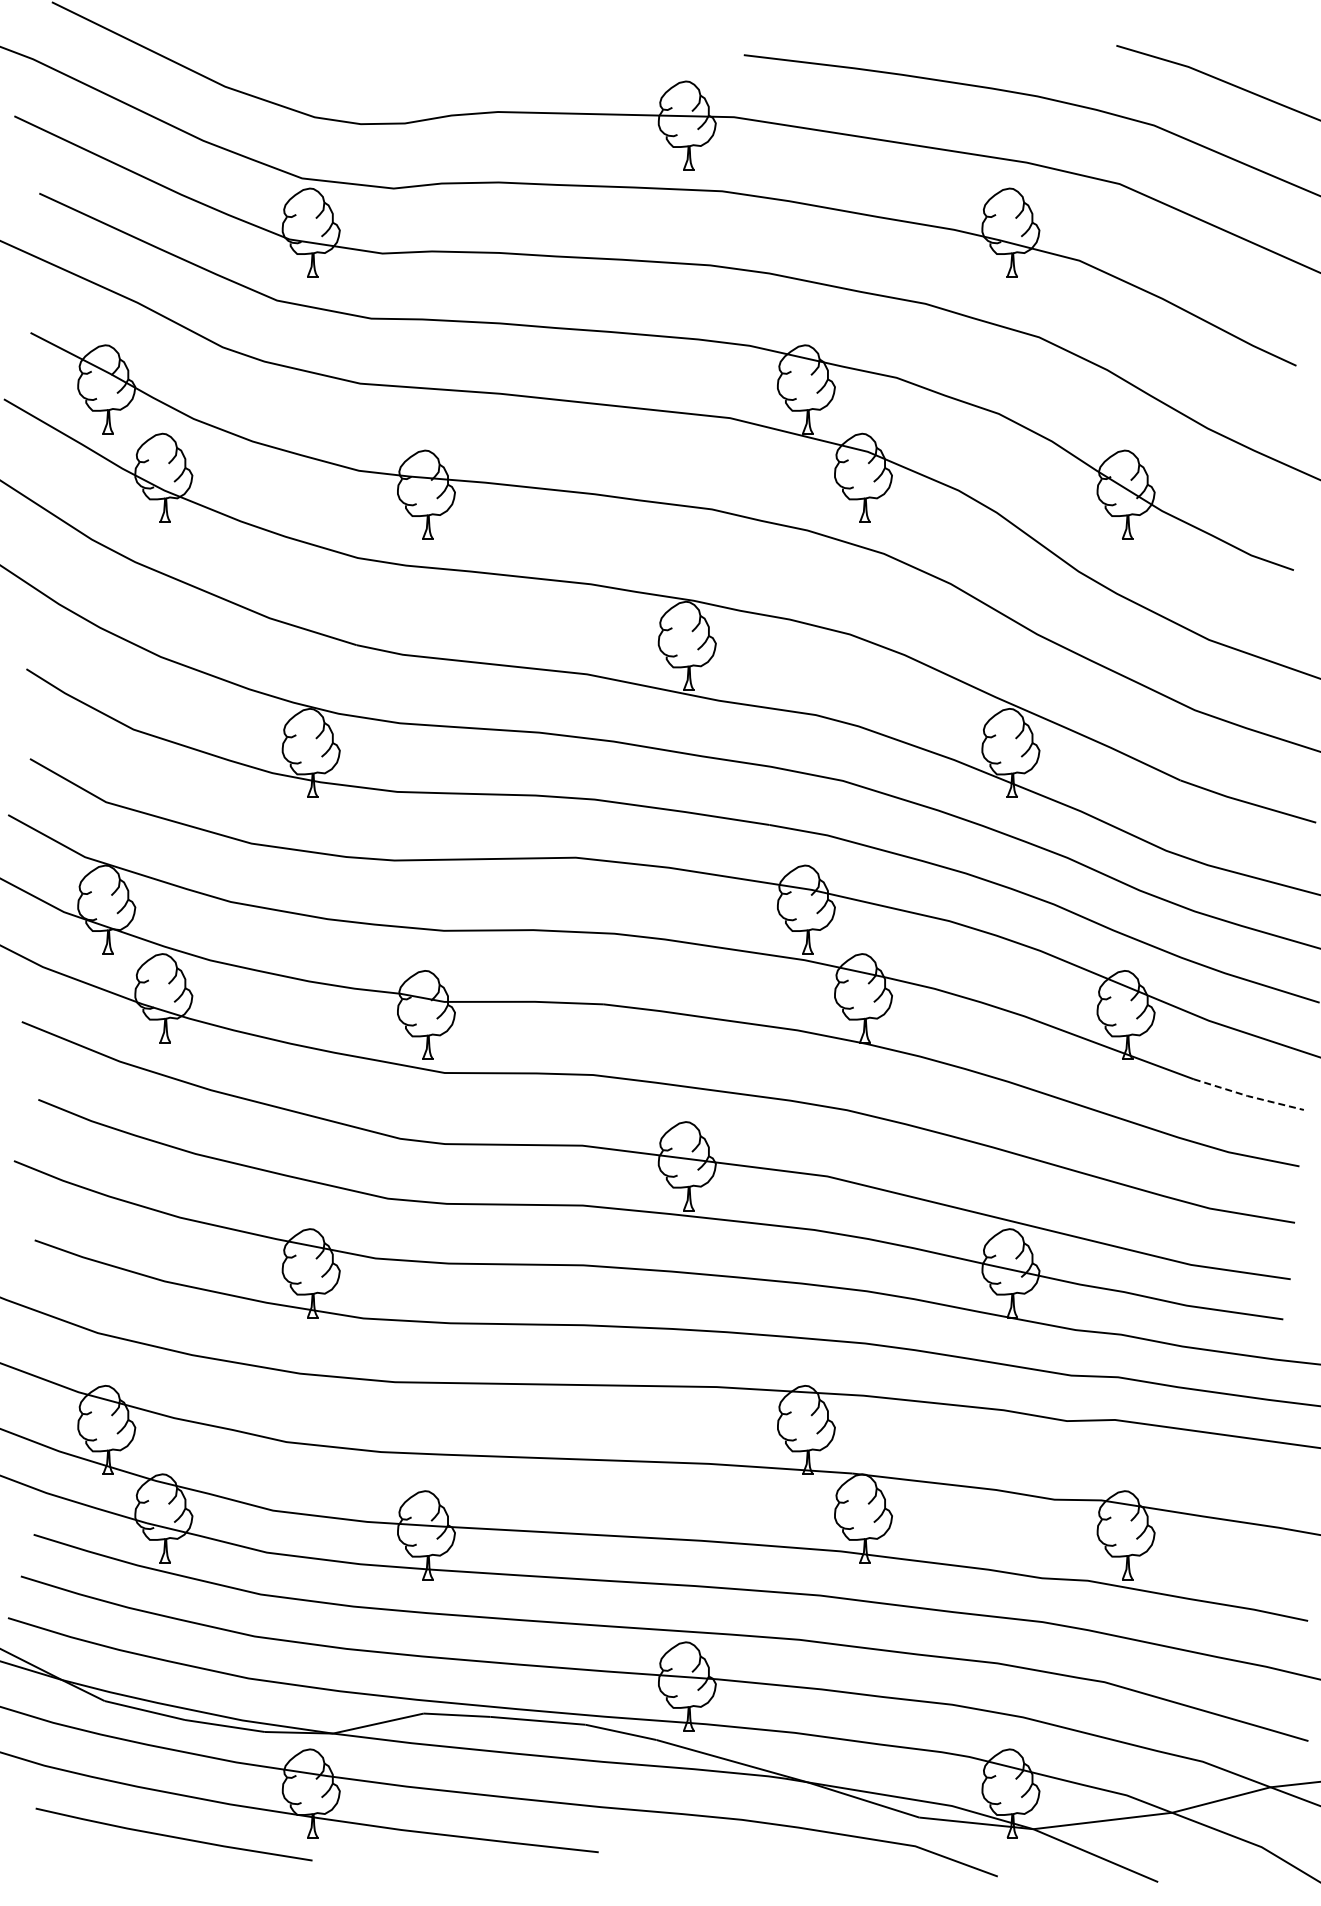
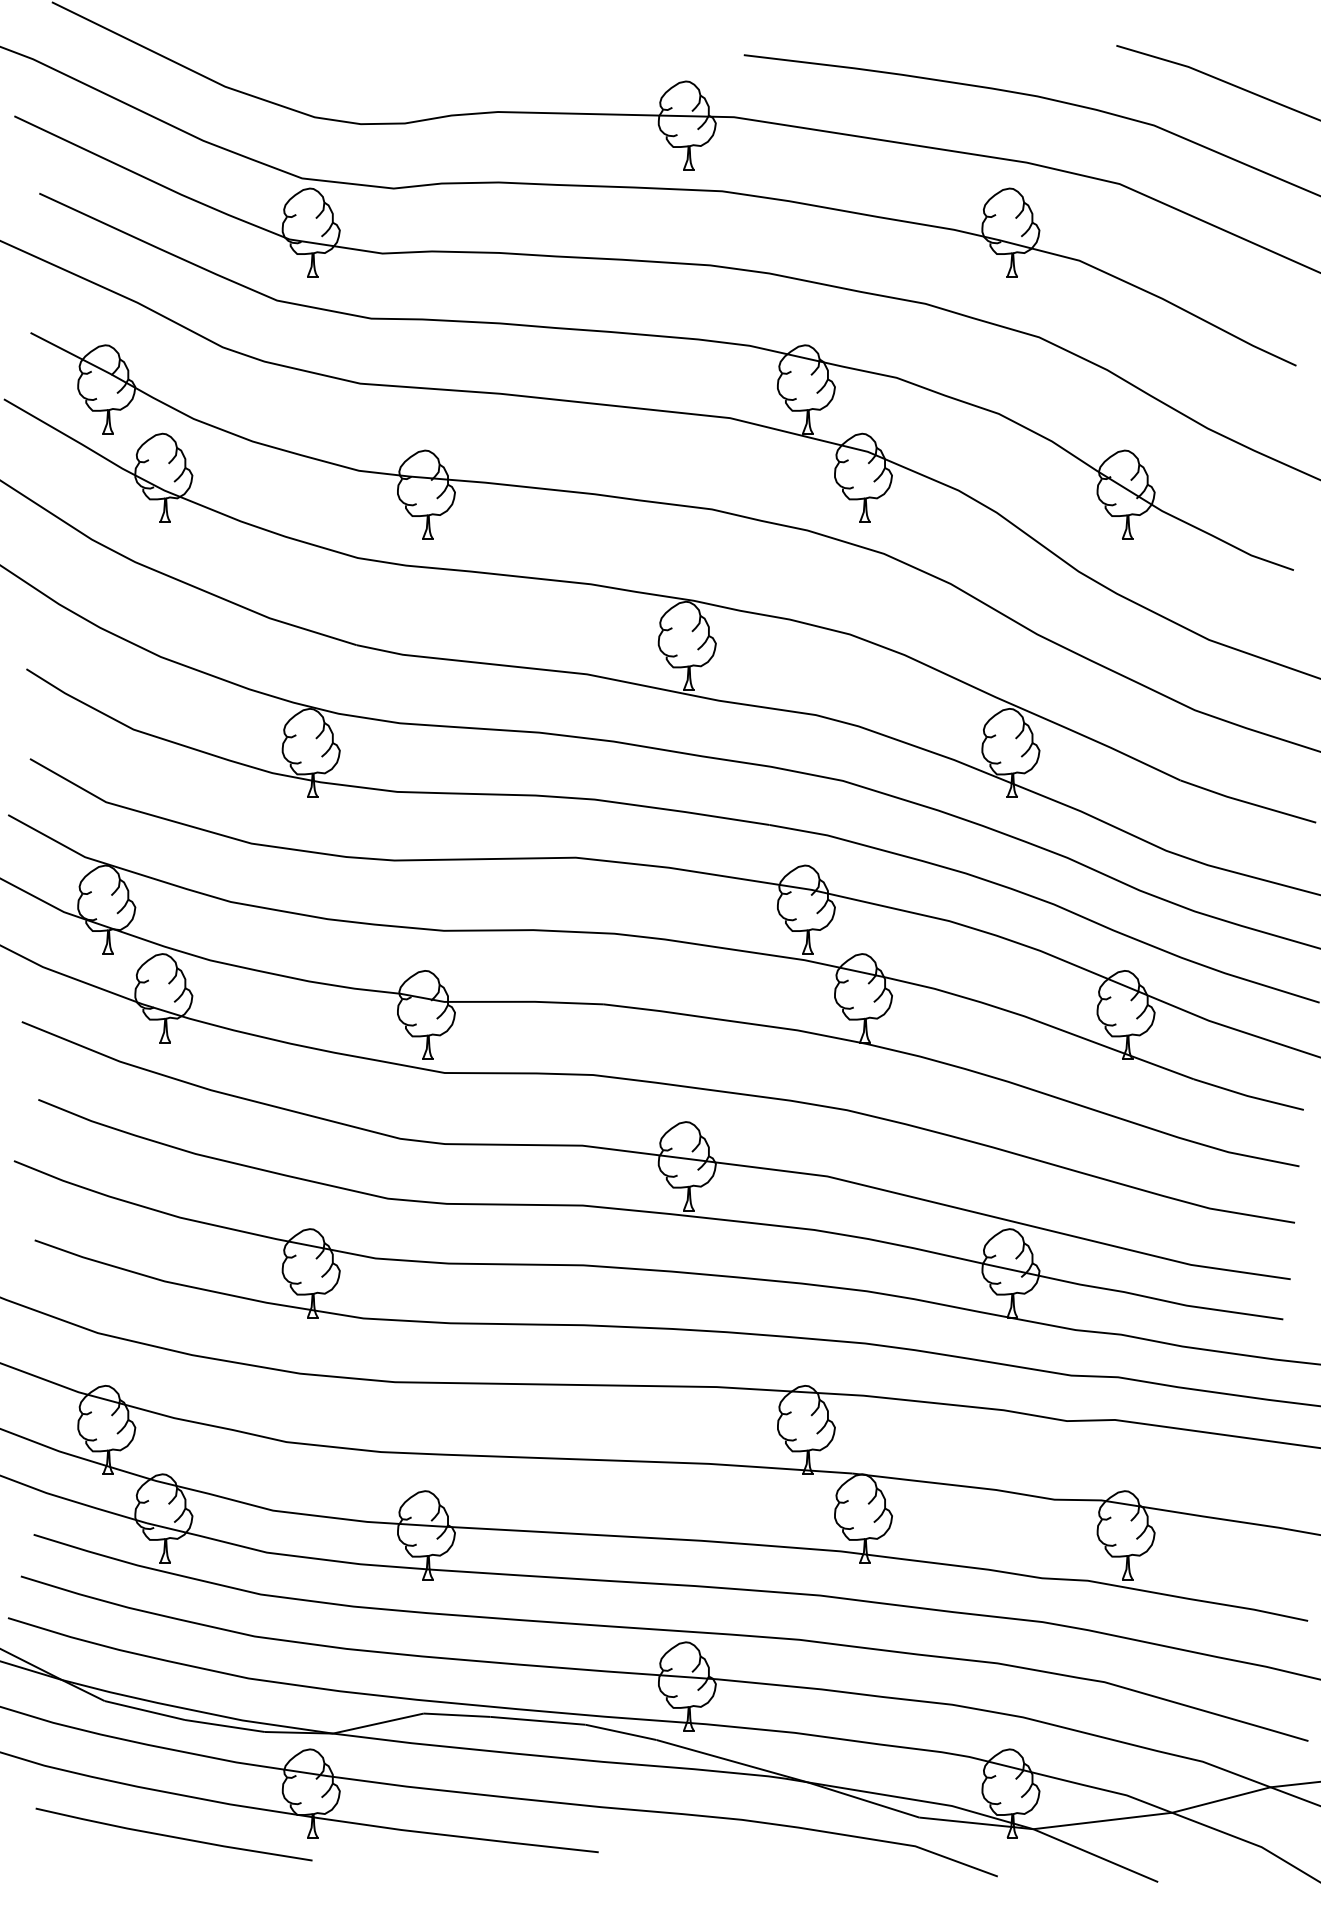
line: dashed -> solid (1248, 1096)
